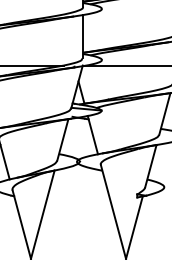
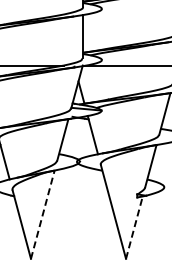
line: solid -> dashed (42, 214)
line: solid -> dashed (134, 227)
